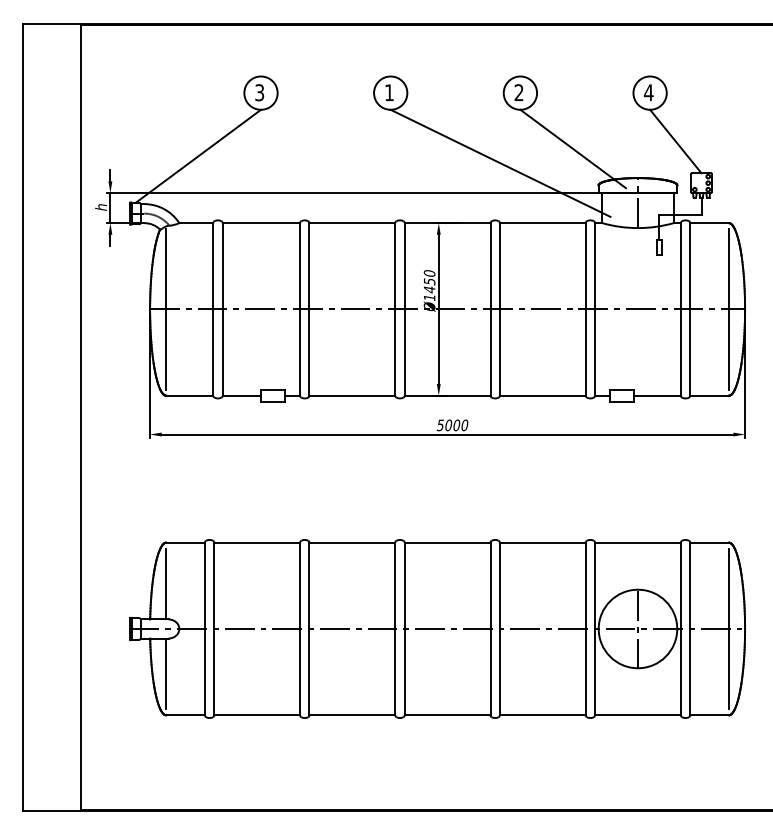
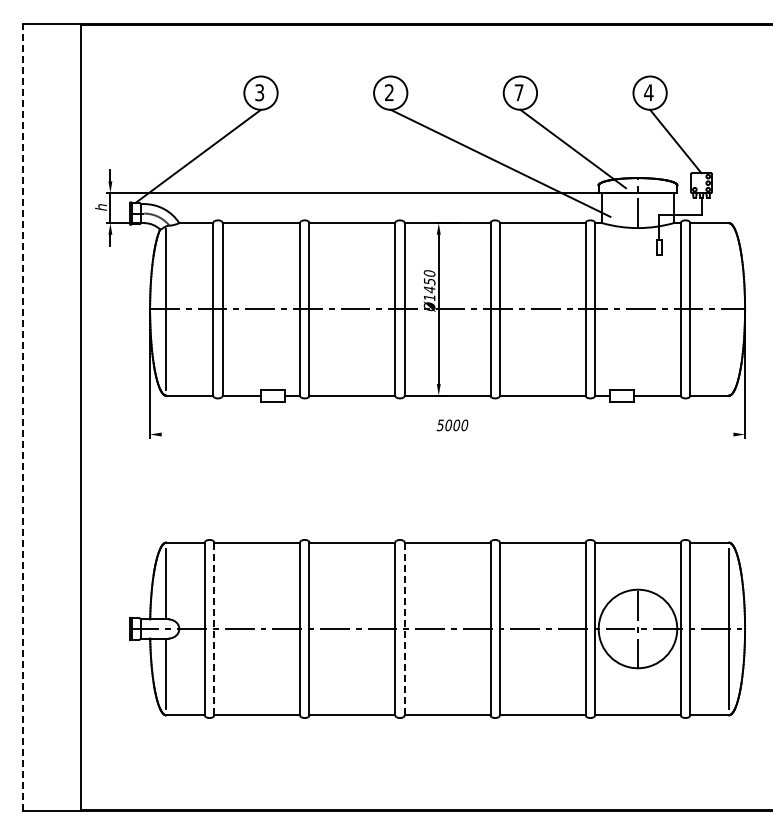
text: 1 -> 2 (389, 92)
text: 2 -> 7 (518, 92)
line: present -> none (728, 309)
line: solid -> dashed (23, 417)
line: present -> none (447, 434)
line: solid -> dashed (214, 628)
line: solid -> dashed (404, 629)
